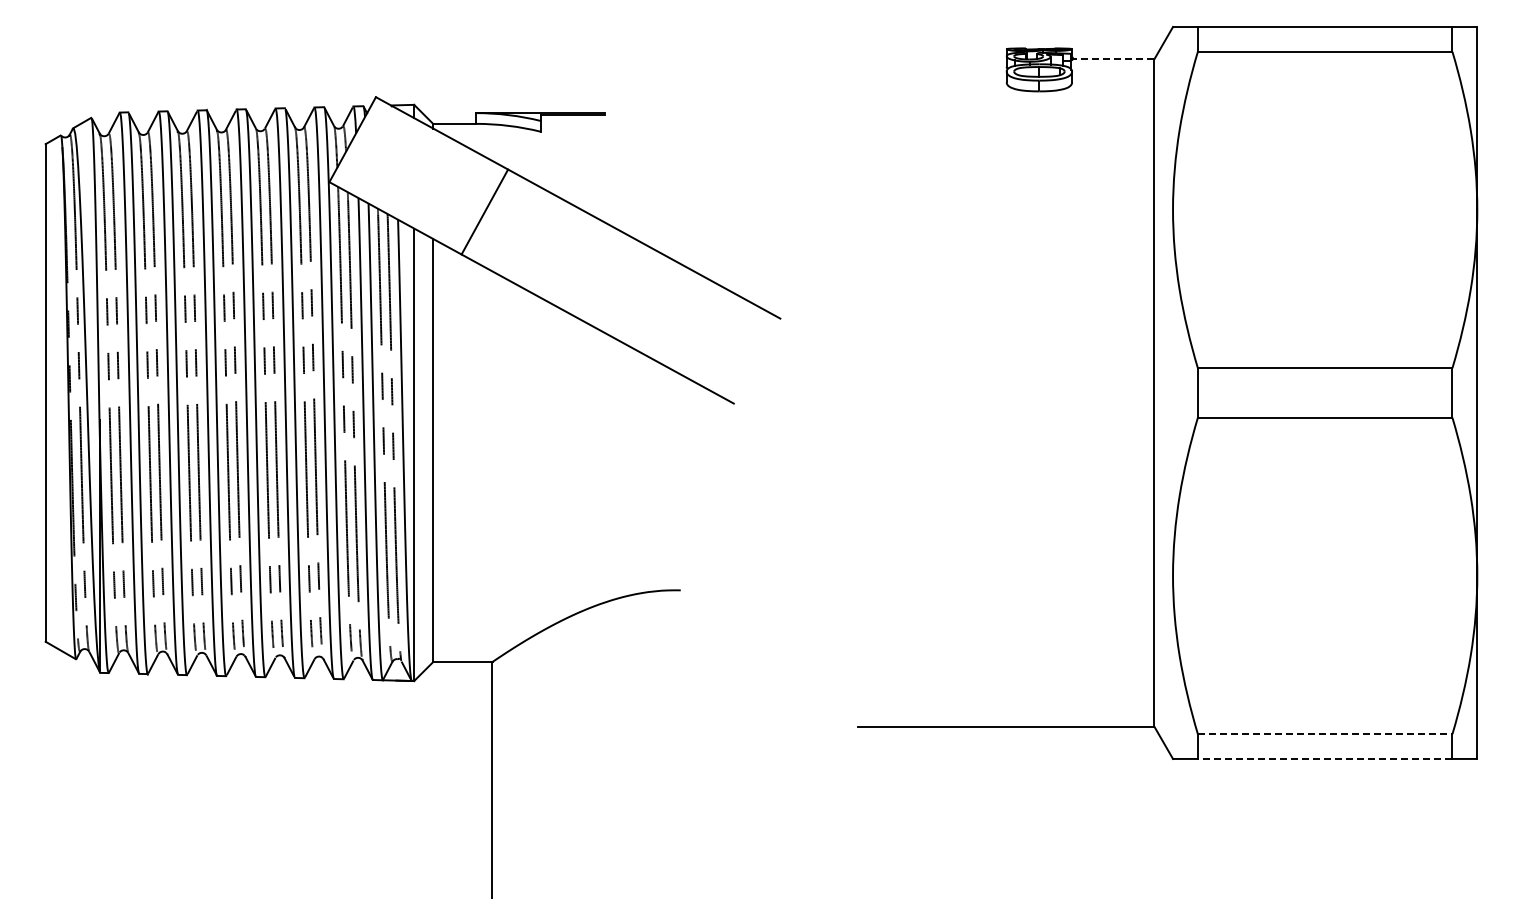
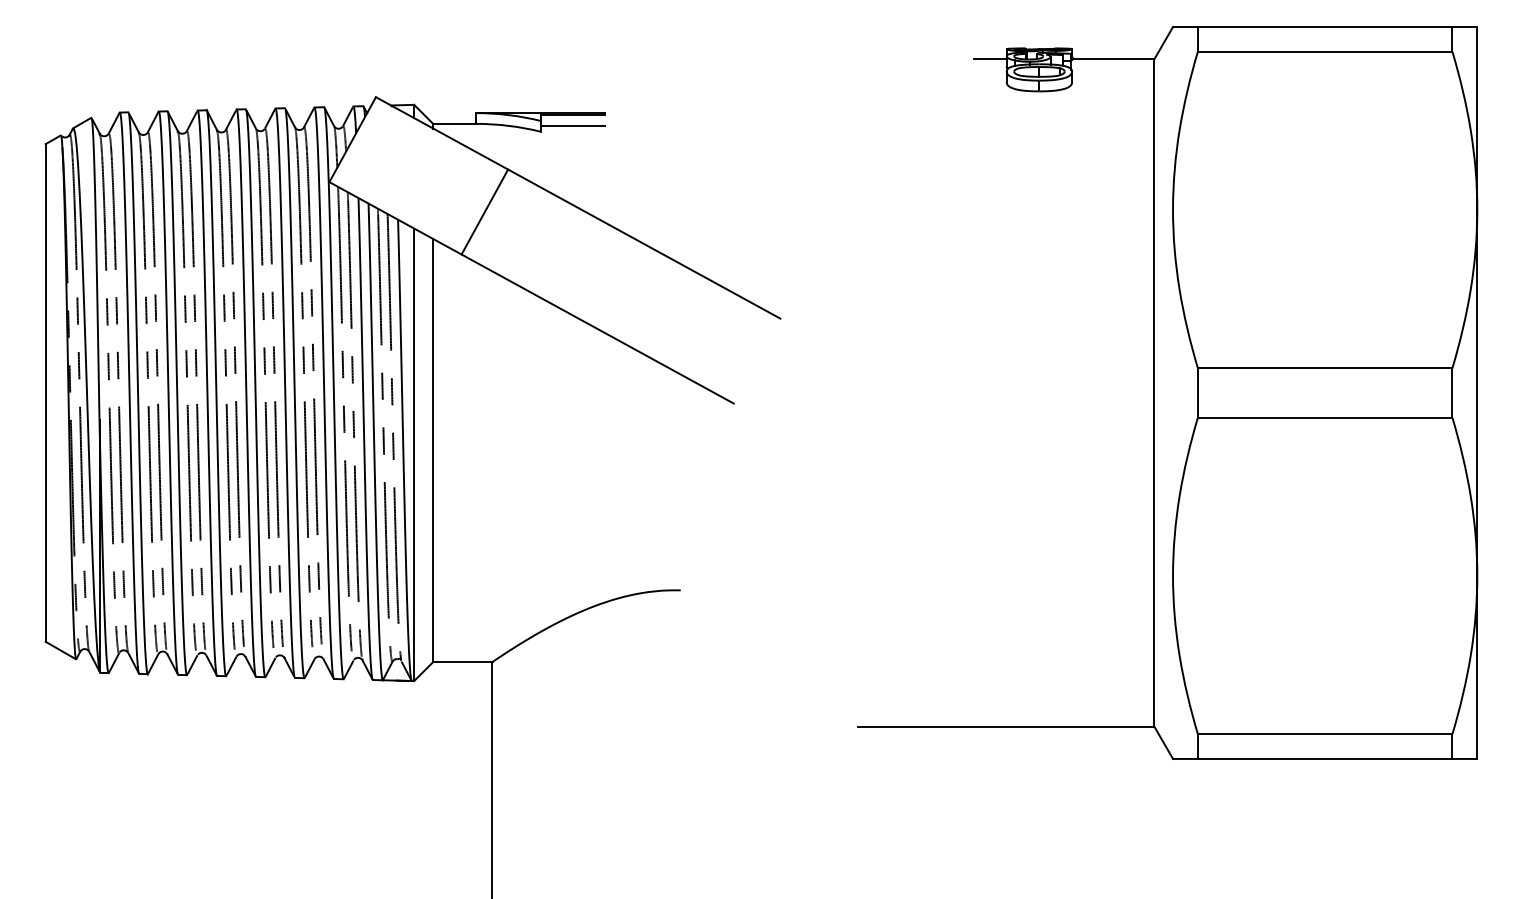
line: none -> present (989, 59)
line: dashed -> solid (1112, 59)
line: none -> present (572, 125)
line: dashed -> solid (1325, 734)
line: dashed -> solid (1324, 758)
